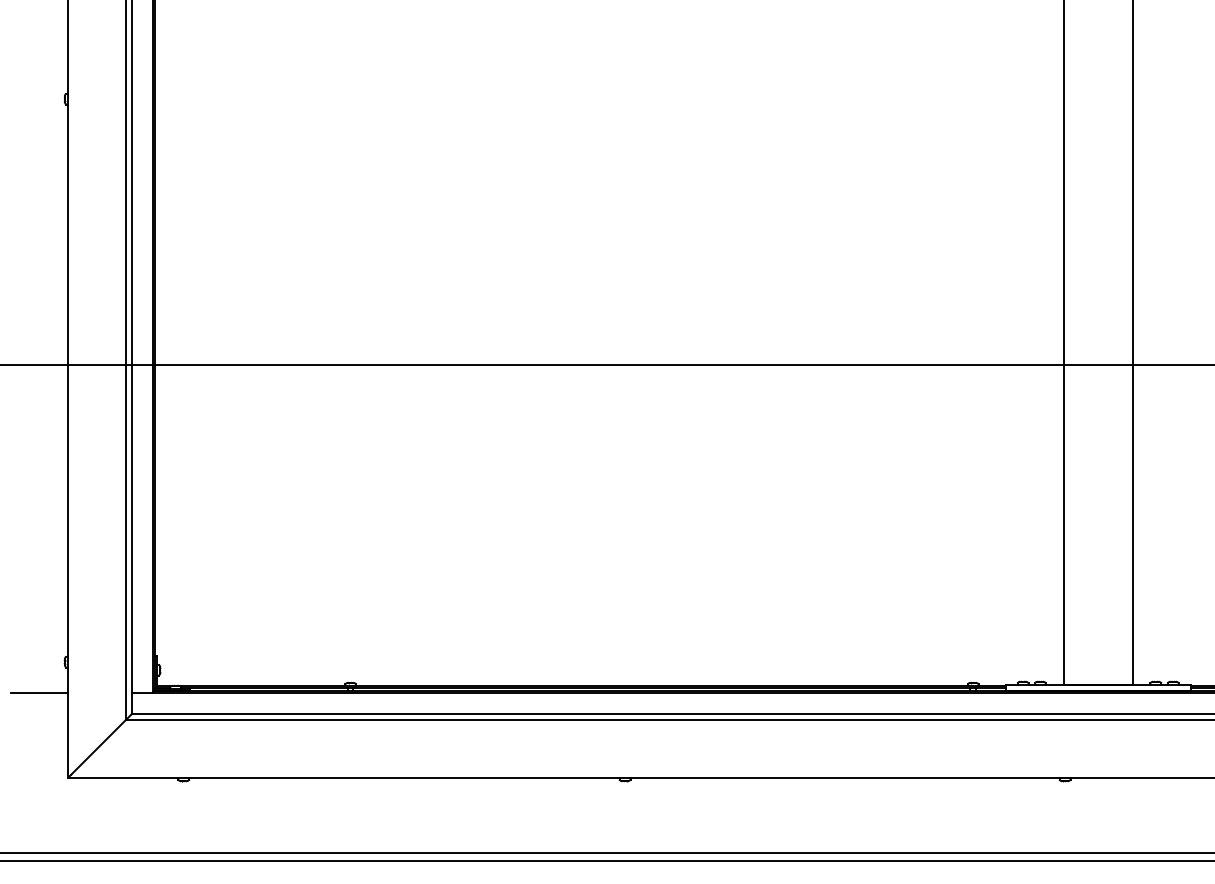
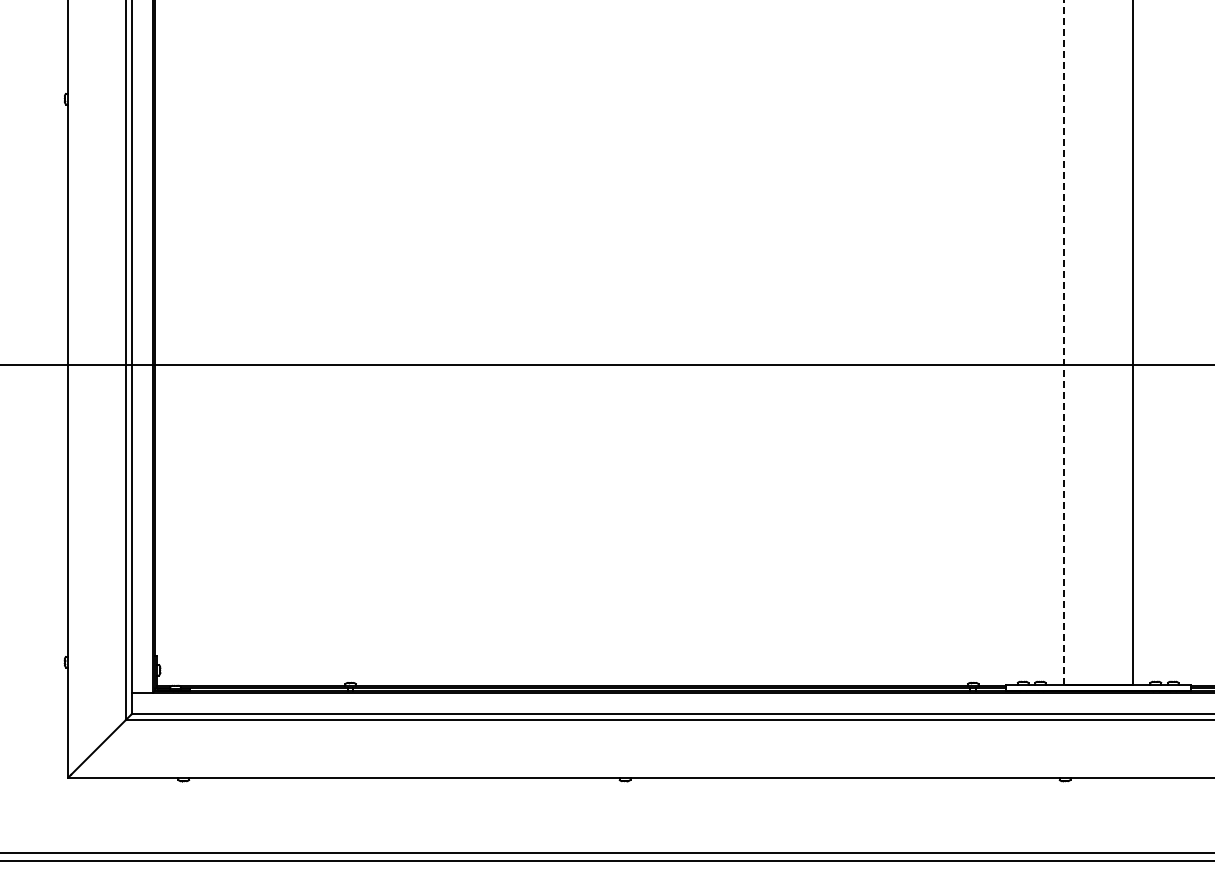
line: solid -> dashed (1063, 342)
line: present -> none (39, 692)
